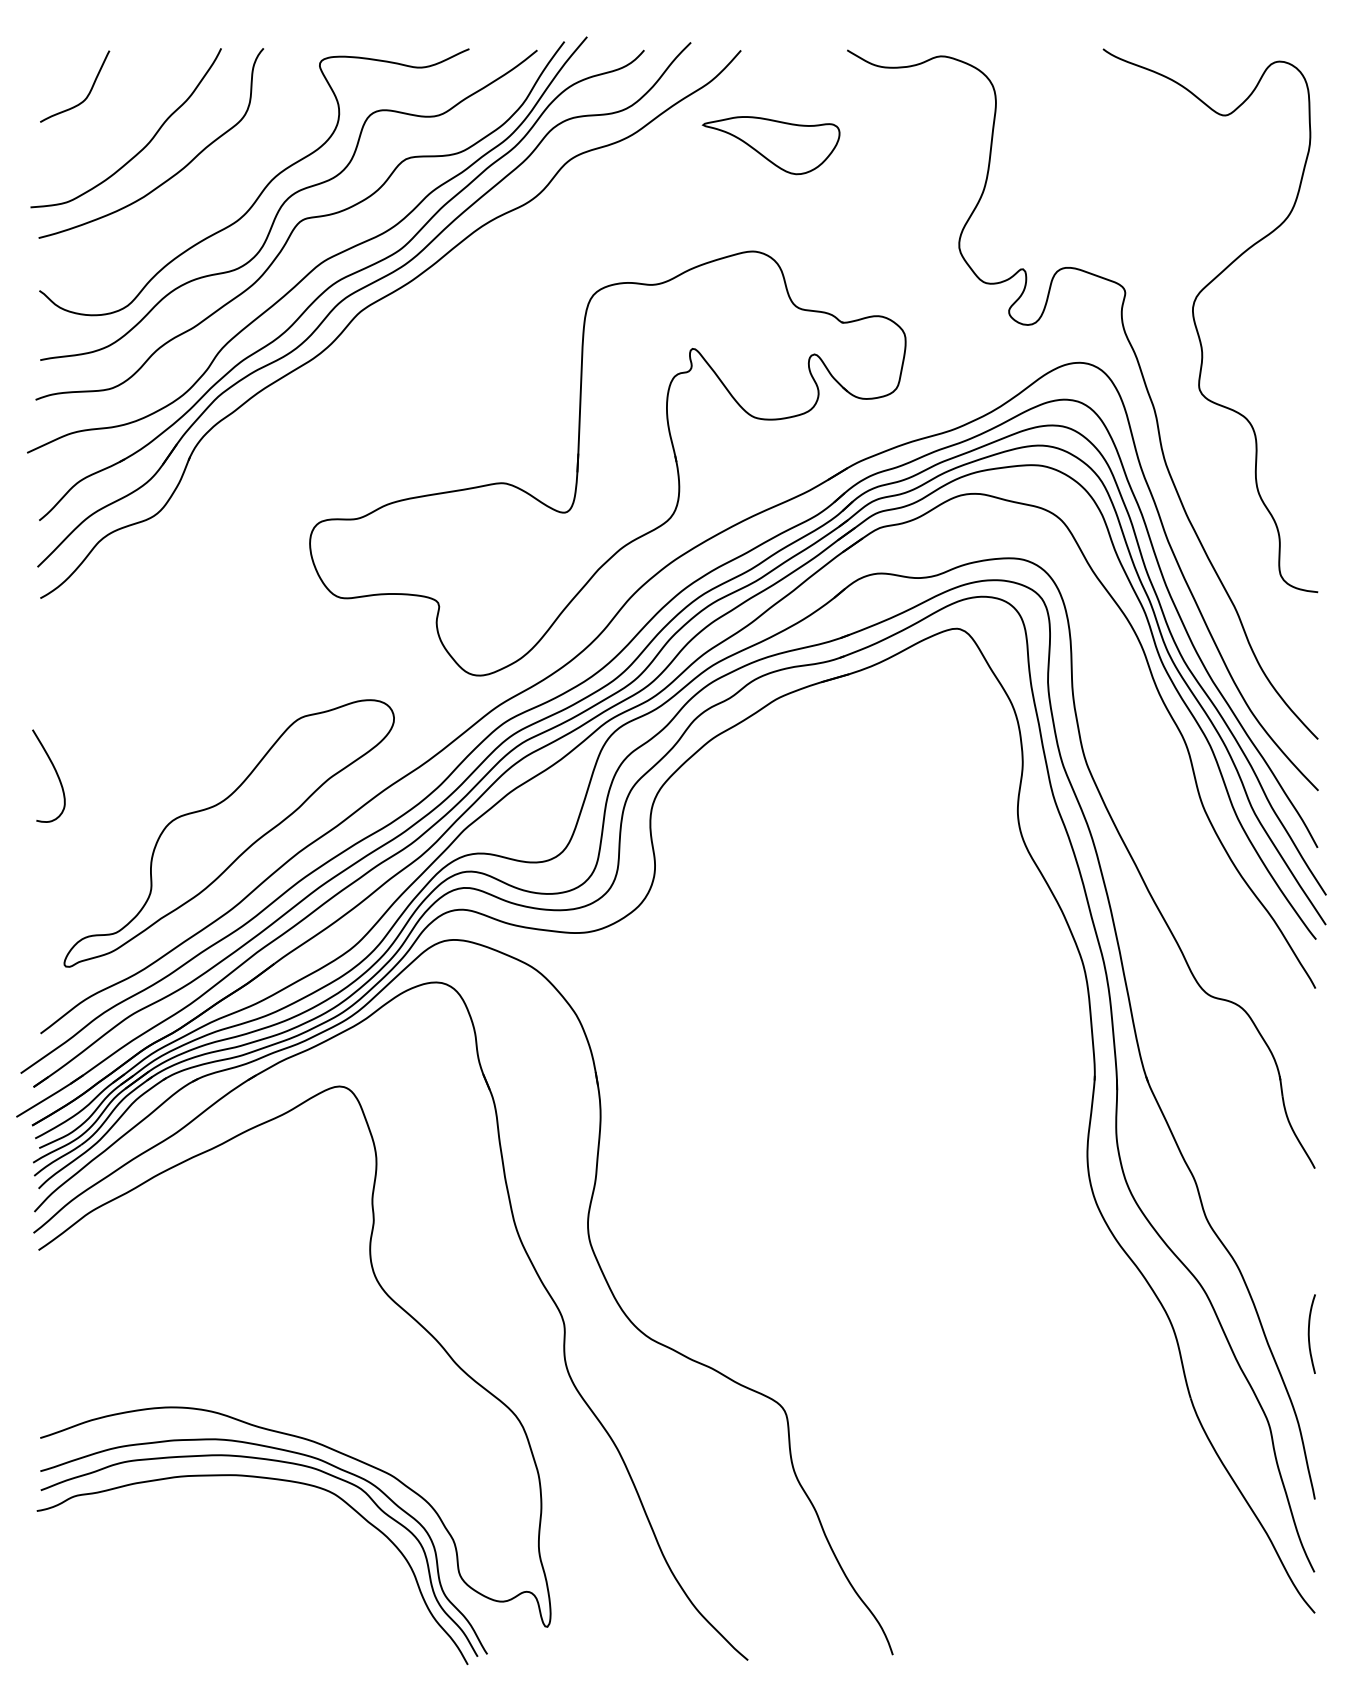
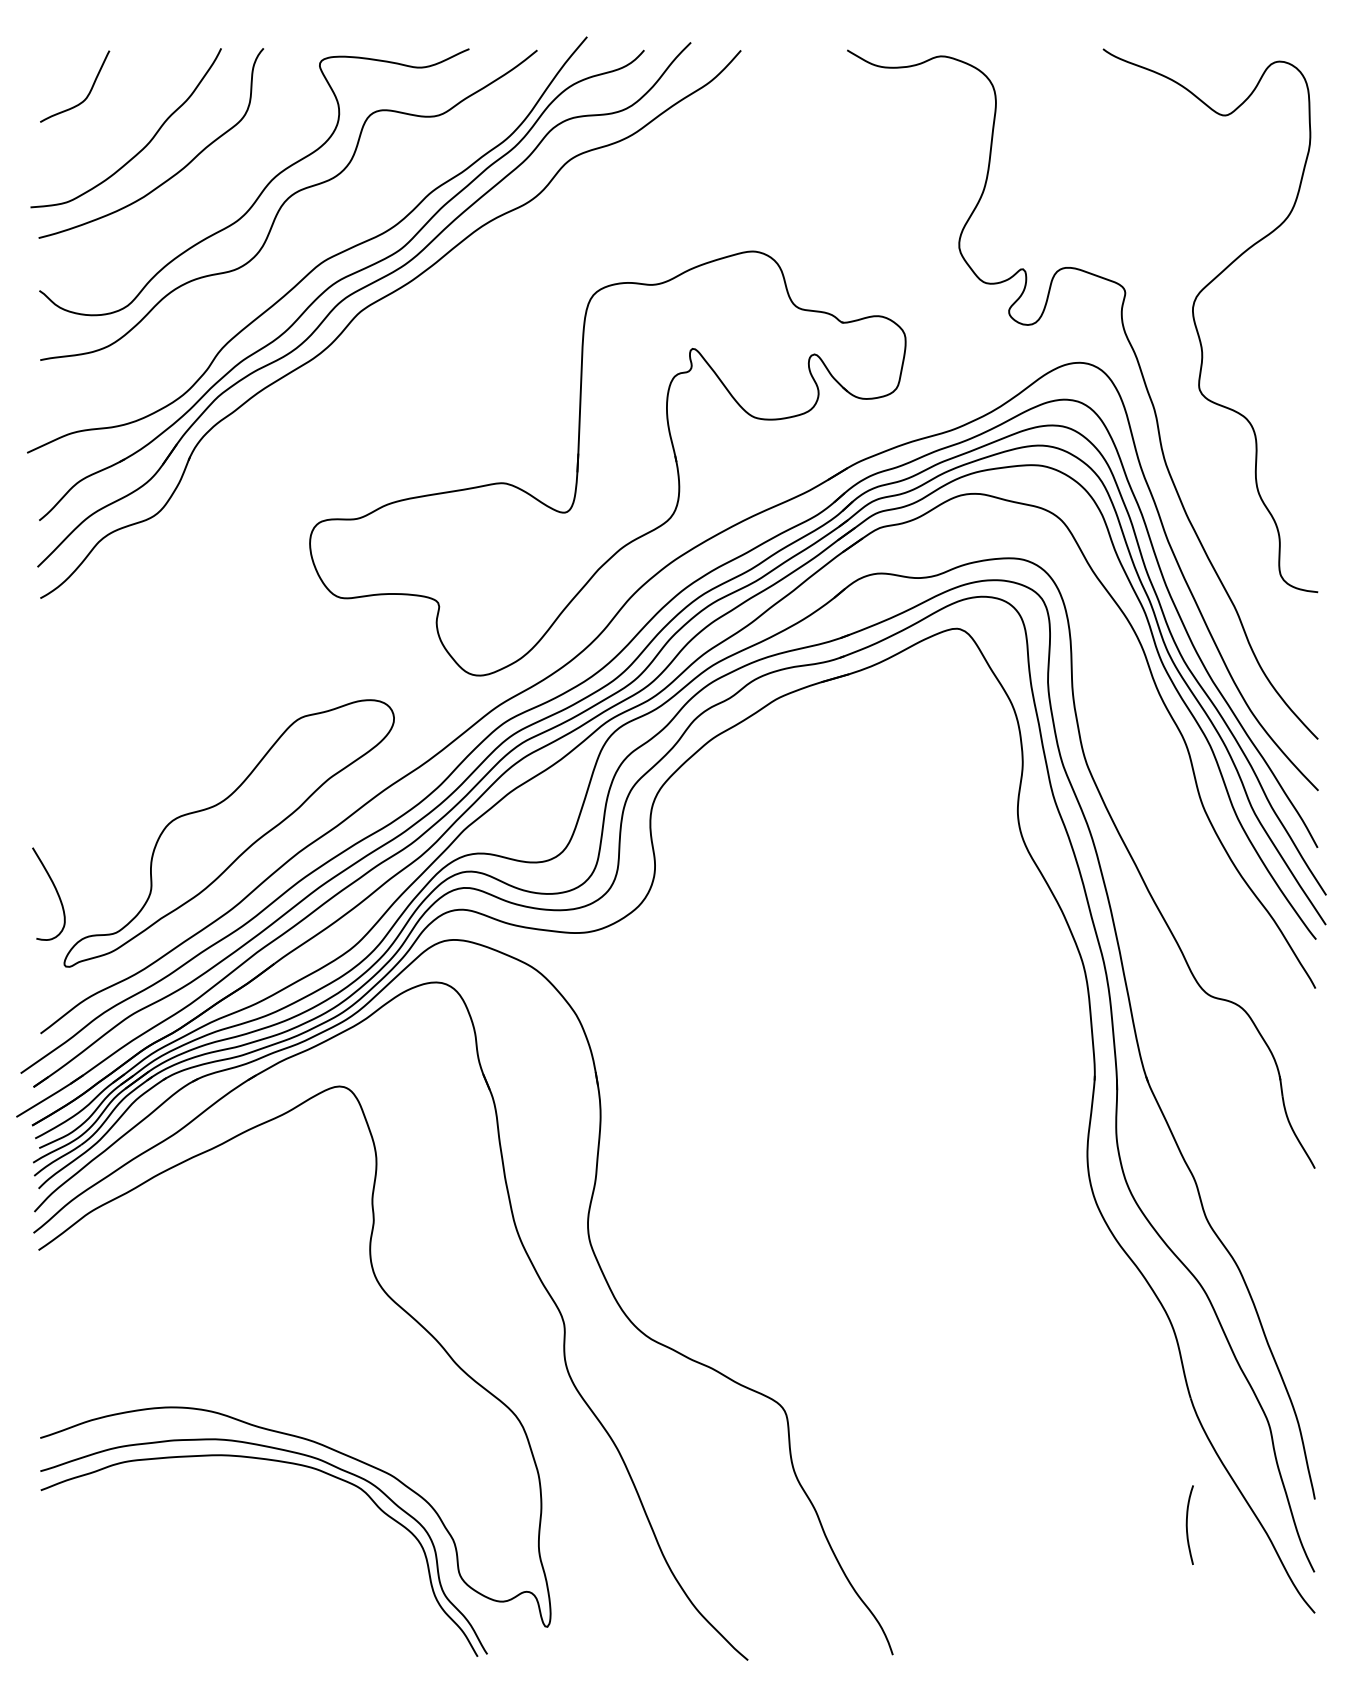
part: present -> none (770, 145)
curve: present -> none (300, 220)
curve position: (55, 772) -> (55, 890) (55, 890)
curve position: (1309, 1333) -> (1187, 1524) (1187, 1524)
curve: present -> none (259, 1478)
